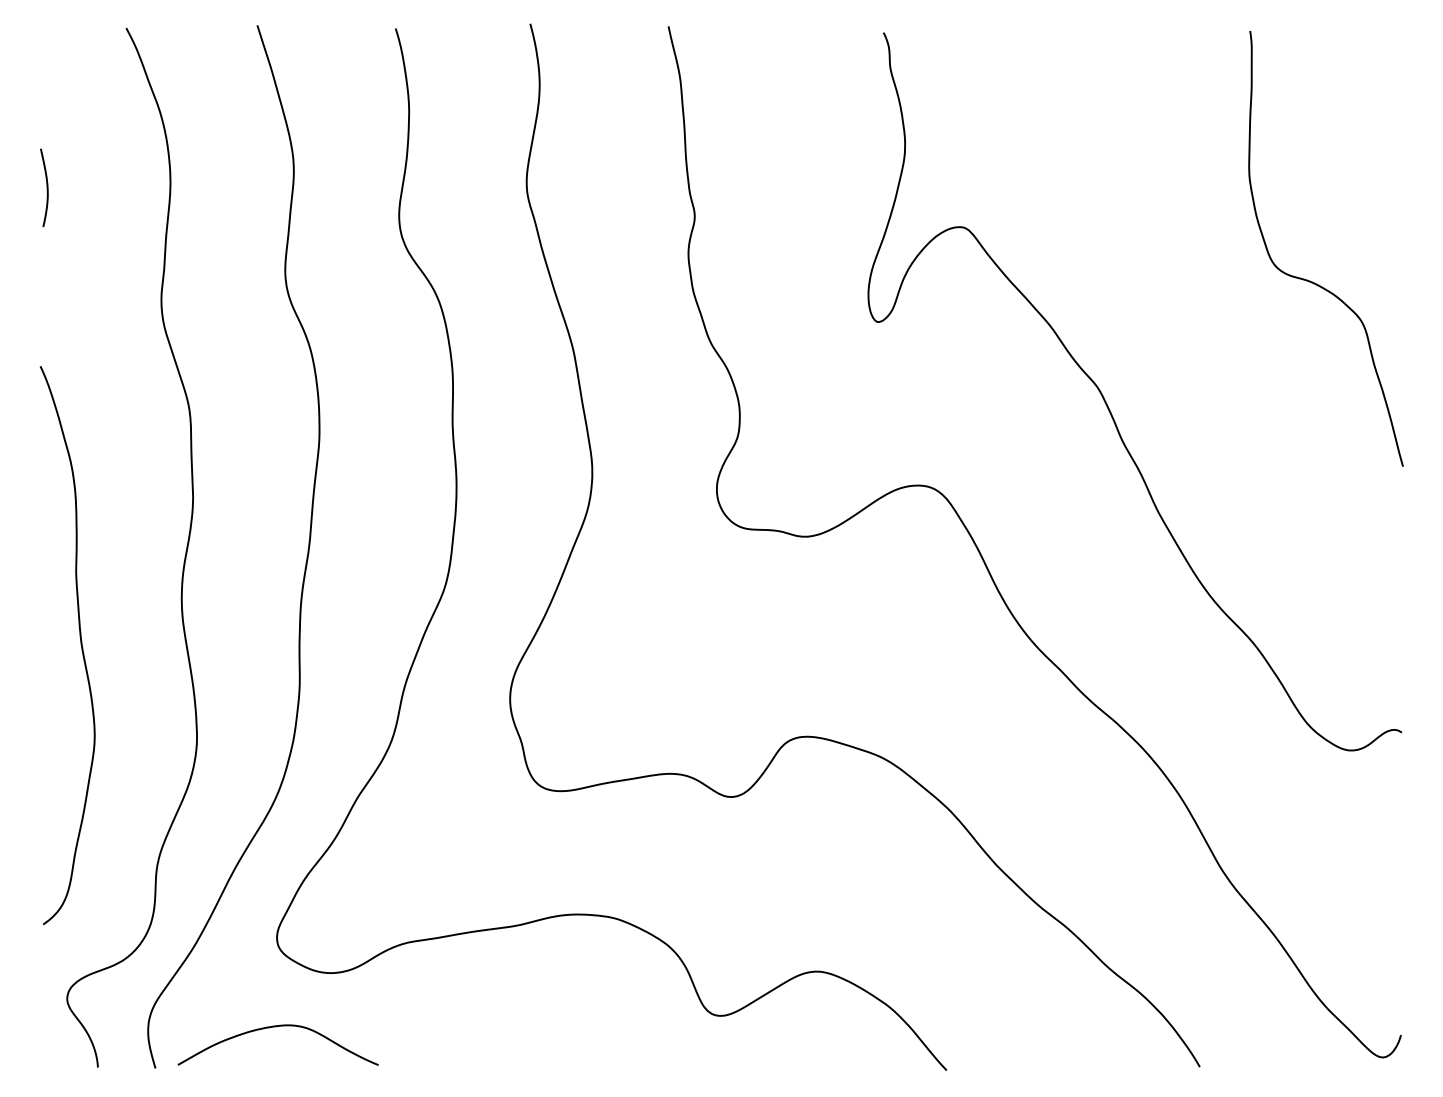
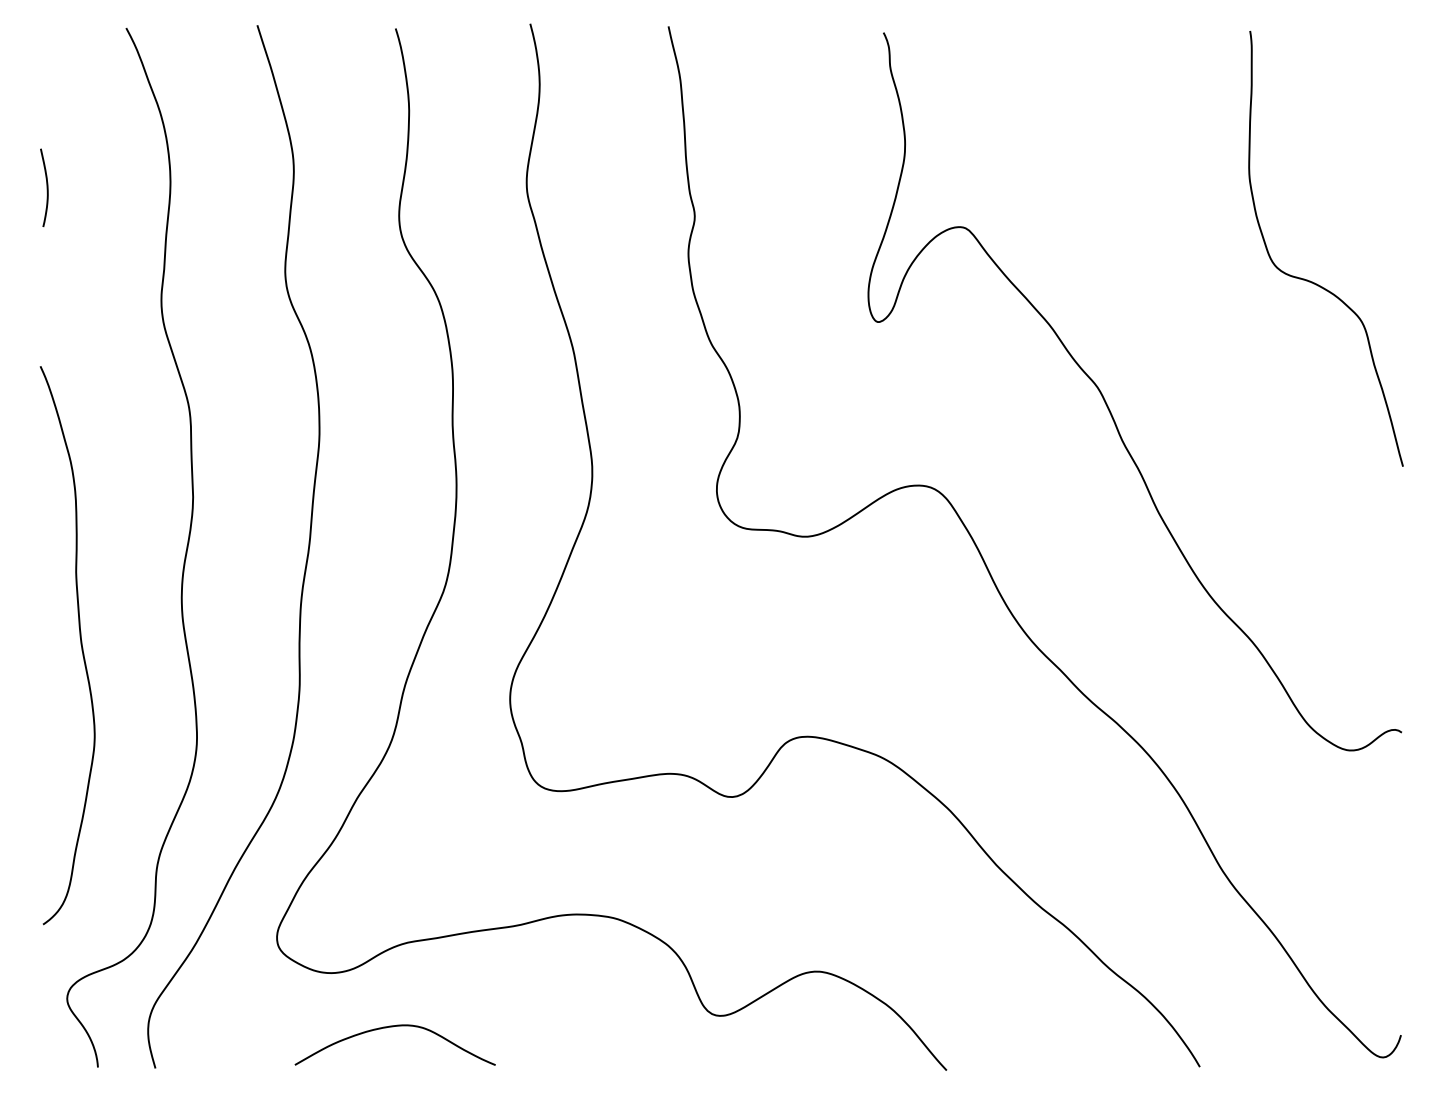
curve position: (276, 1027) -> (393, 1027) (393, 1027)
